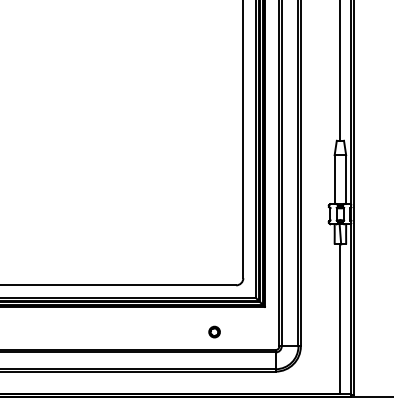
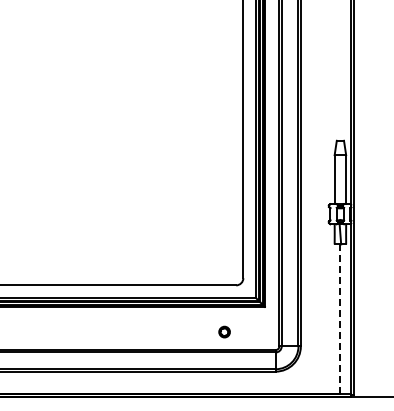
line: present -> none (340, 71)
line: solid -> dashed (340, 319)
part position: (214, 331) -> (224, 331) (224, 331)
